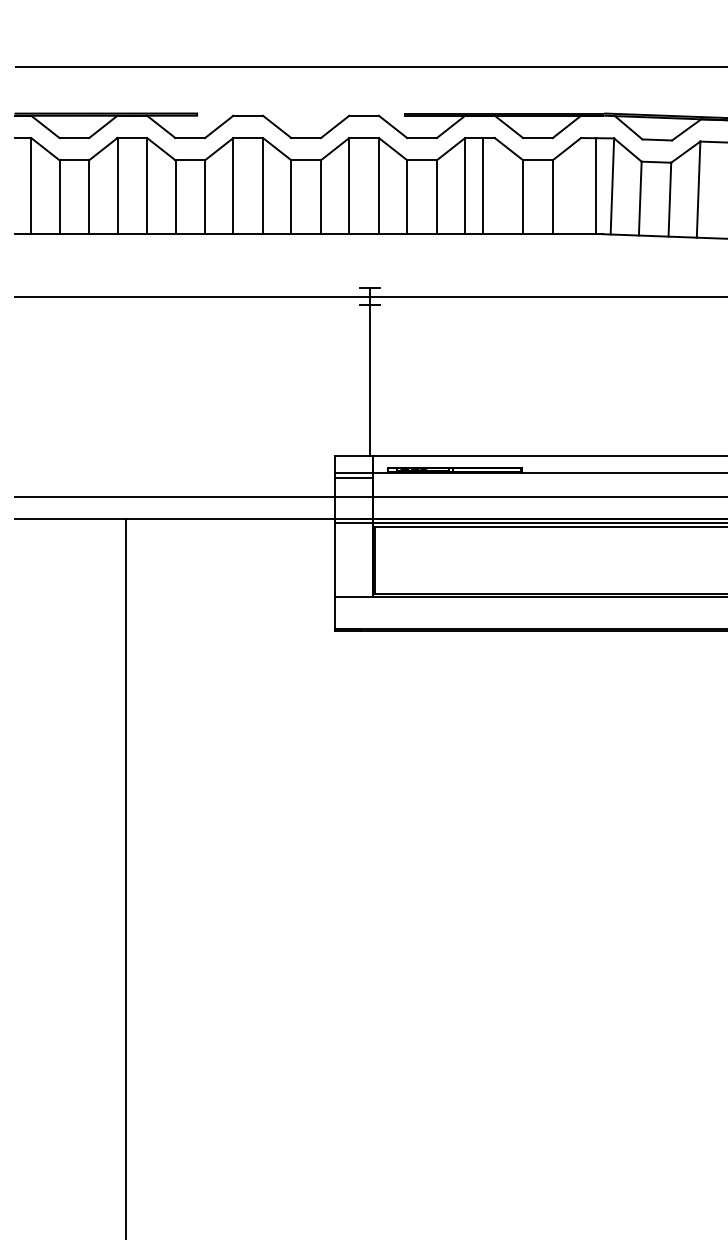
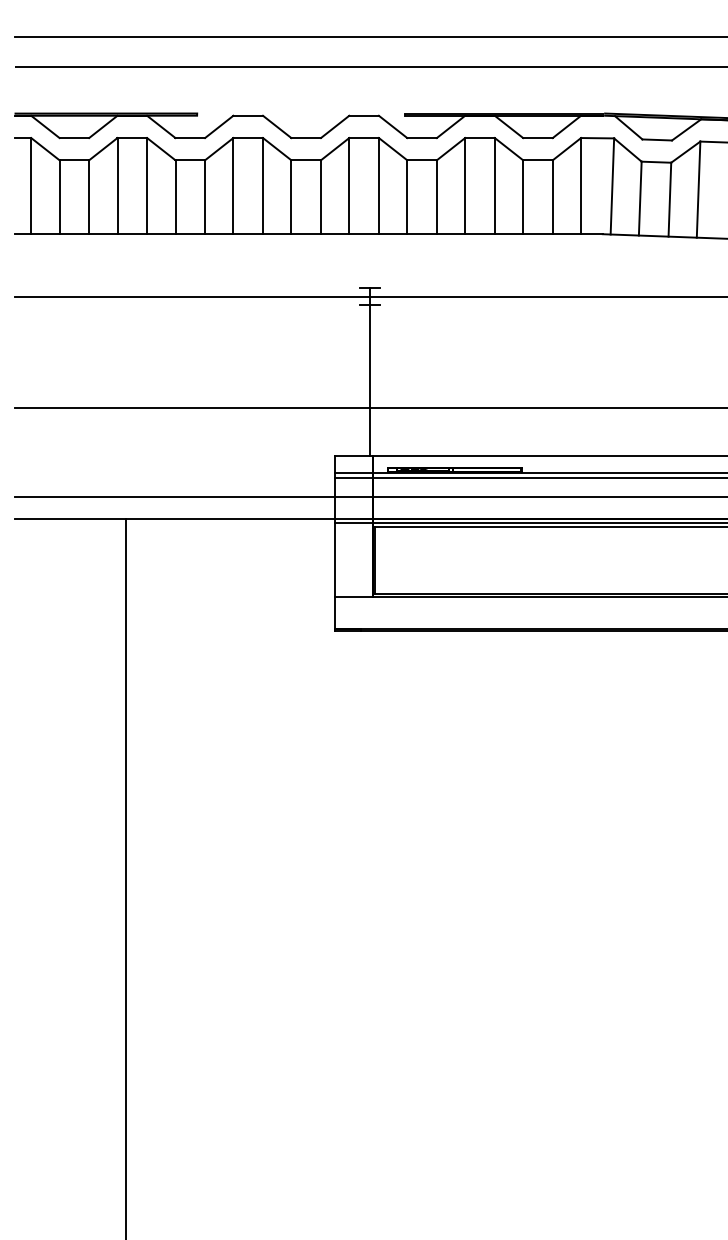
line: none -> present (369, 37)
line position: (482, 186) -> (494, 186) (494, 186)
line position: (596, 186) -> (581, 186) (581, 186)
line: none -> present (369, 407)
line: none -> present (548, 477)
